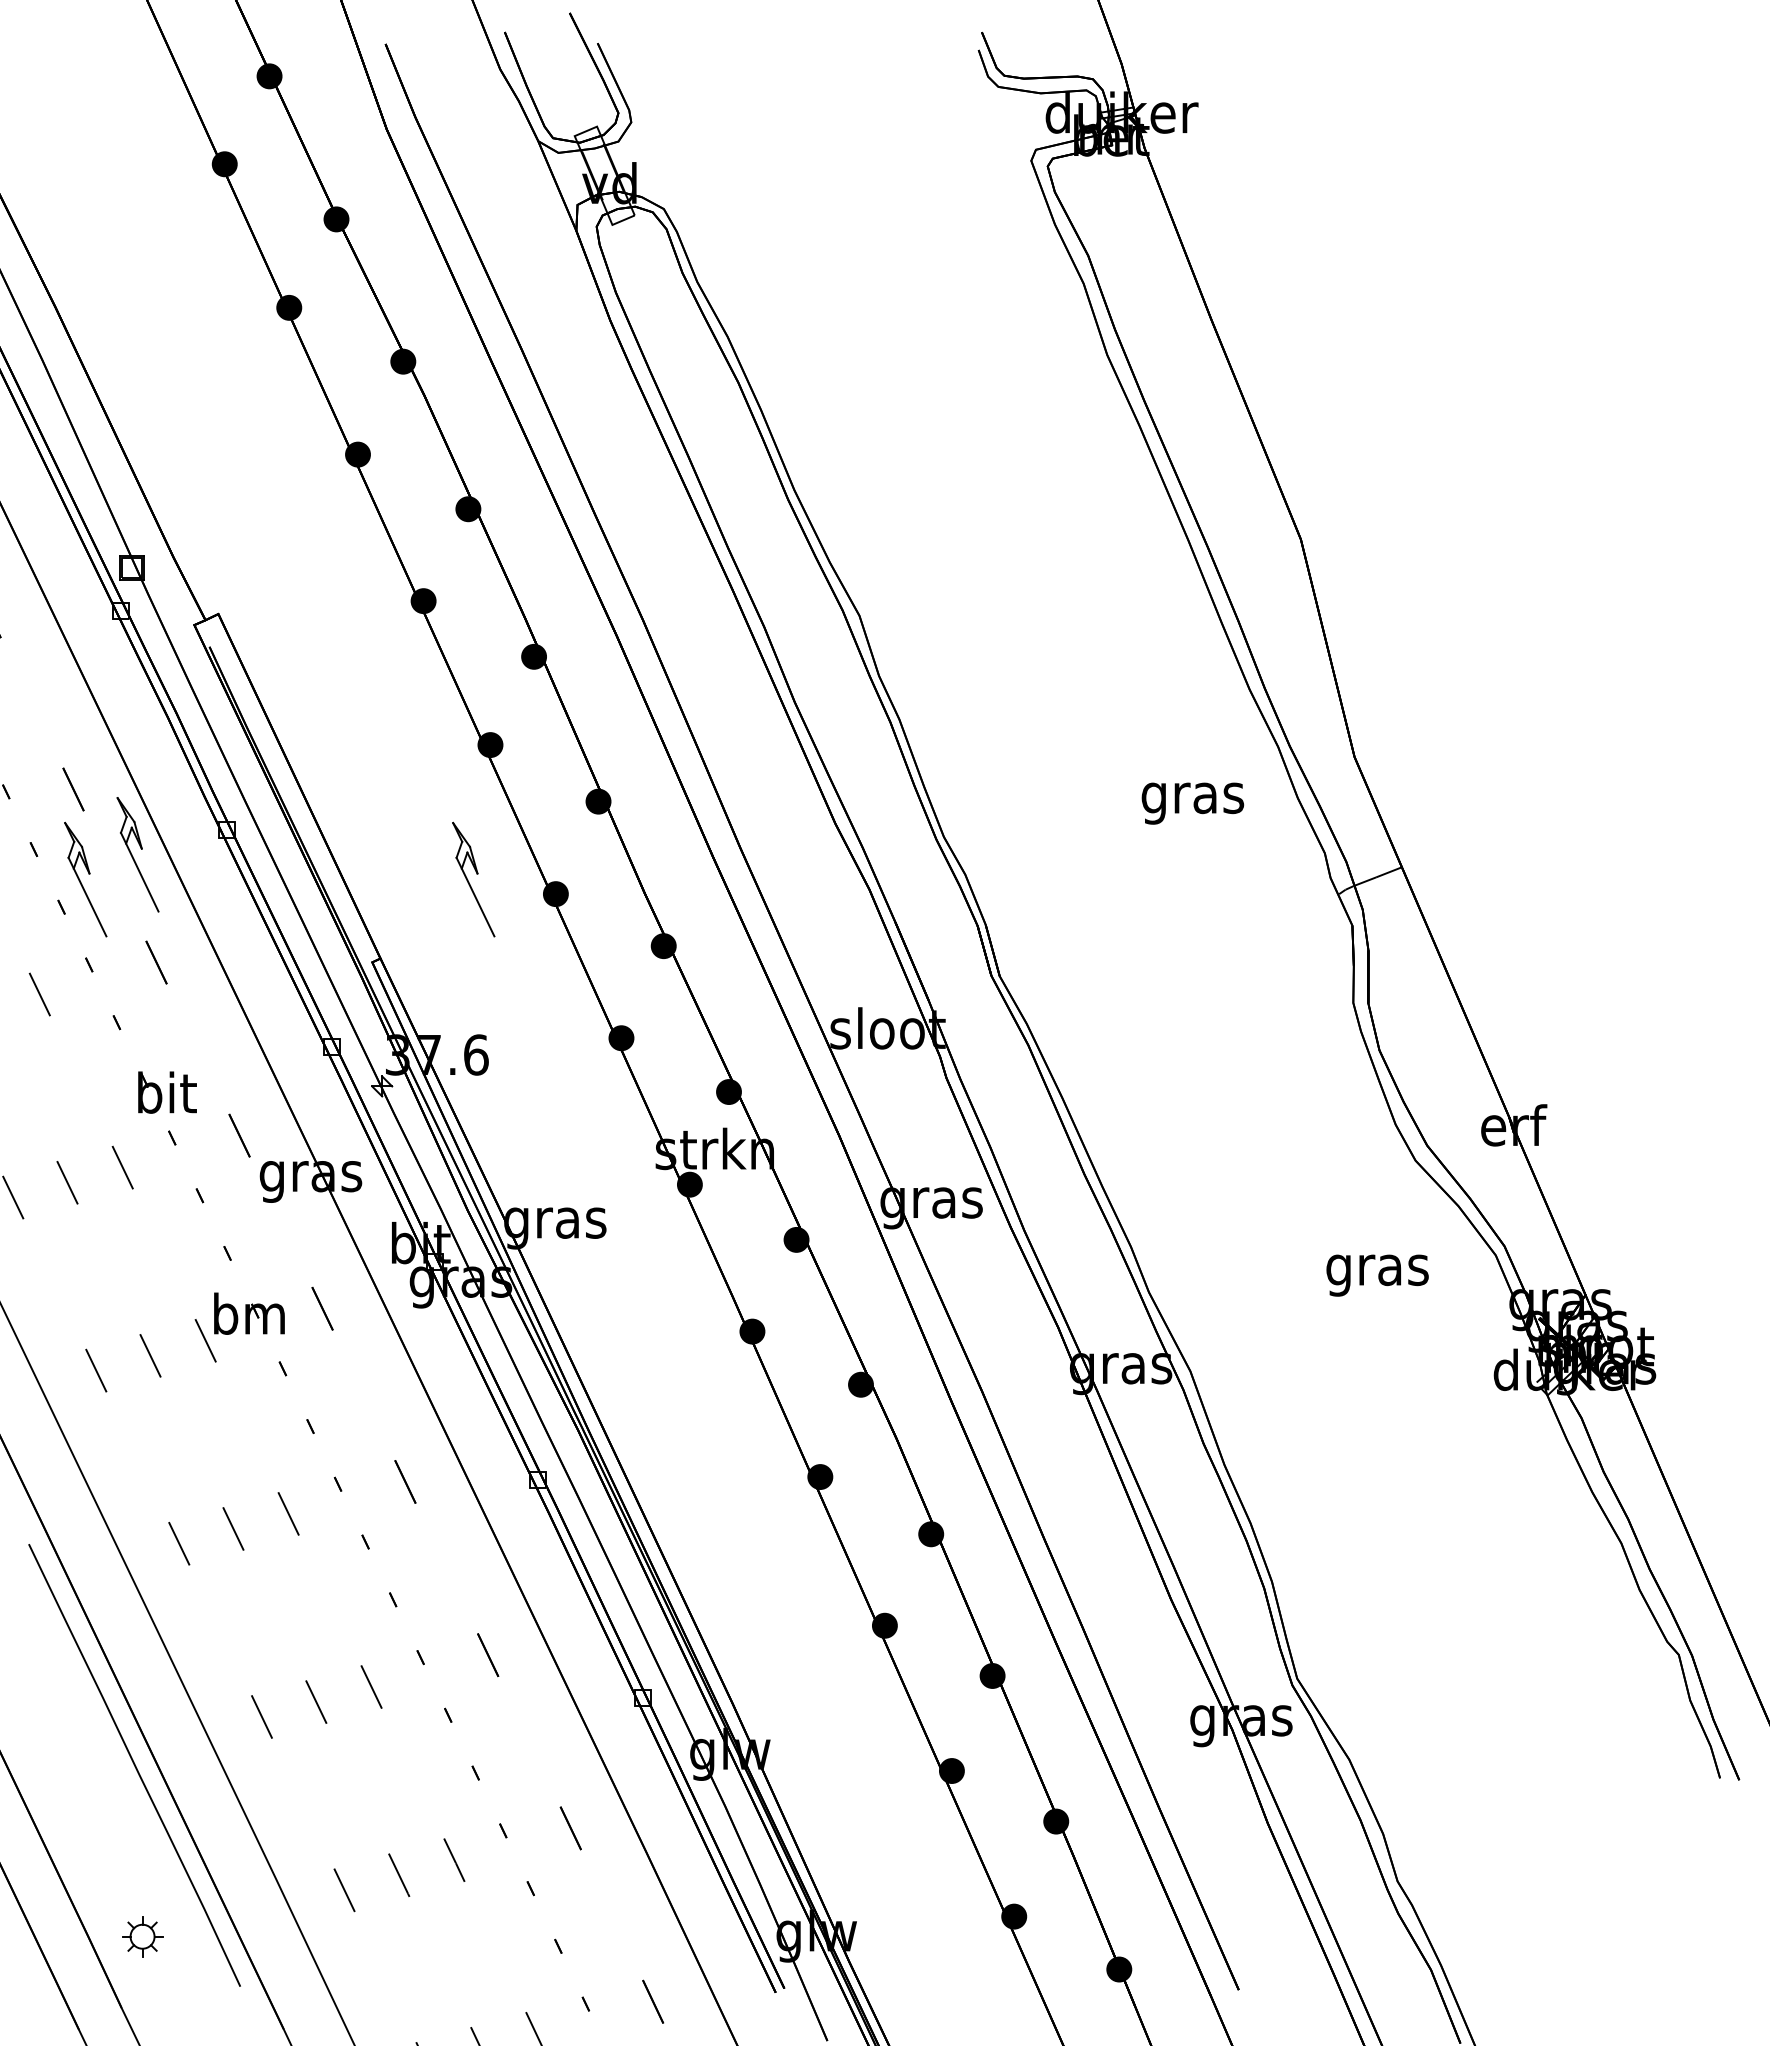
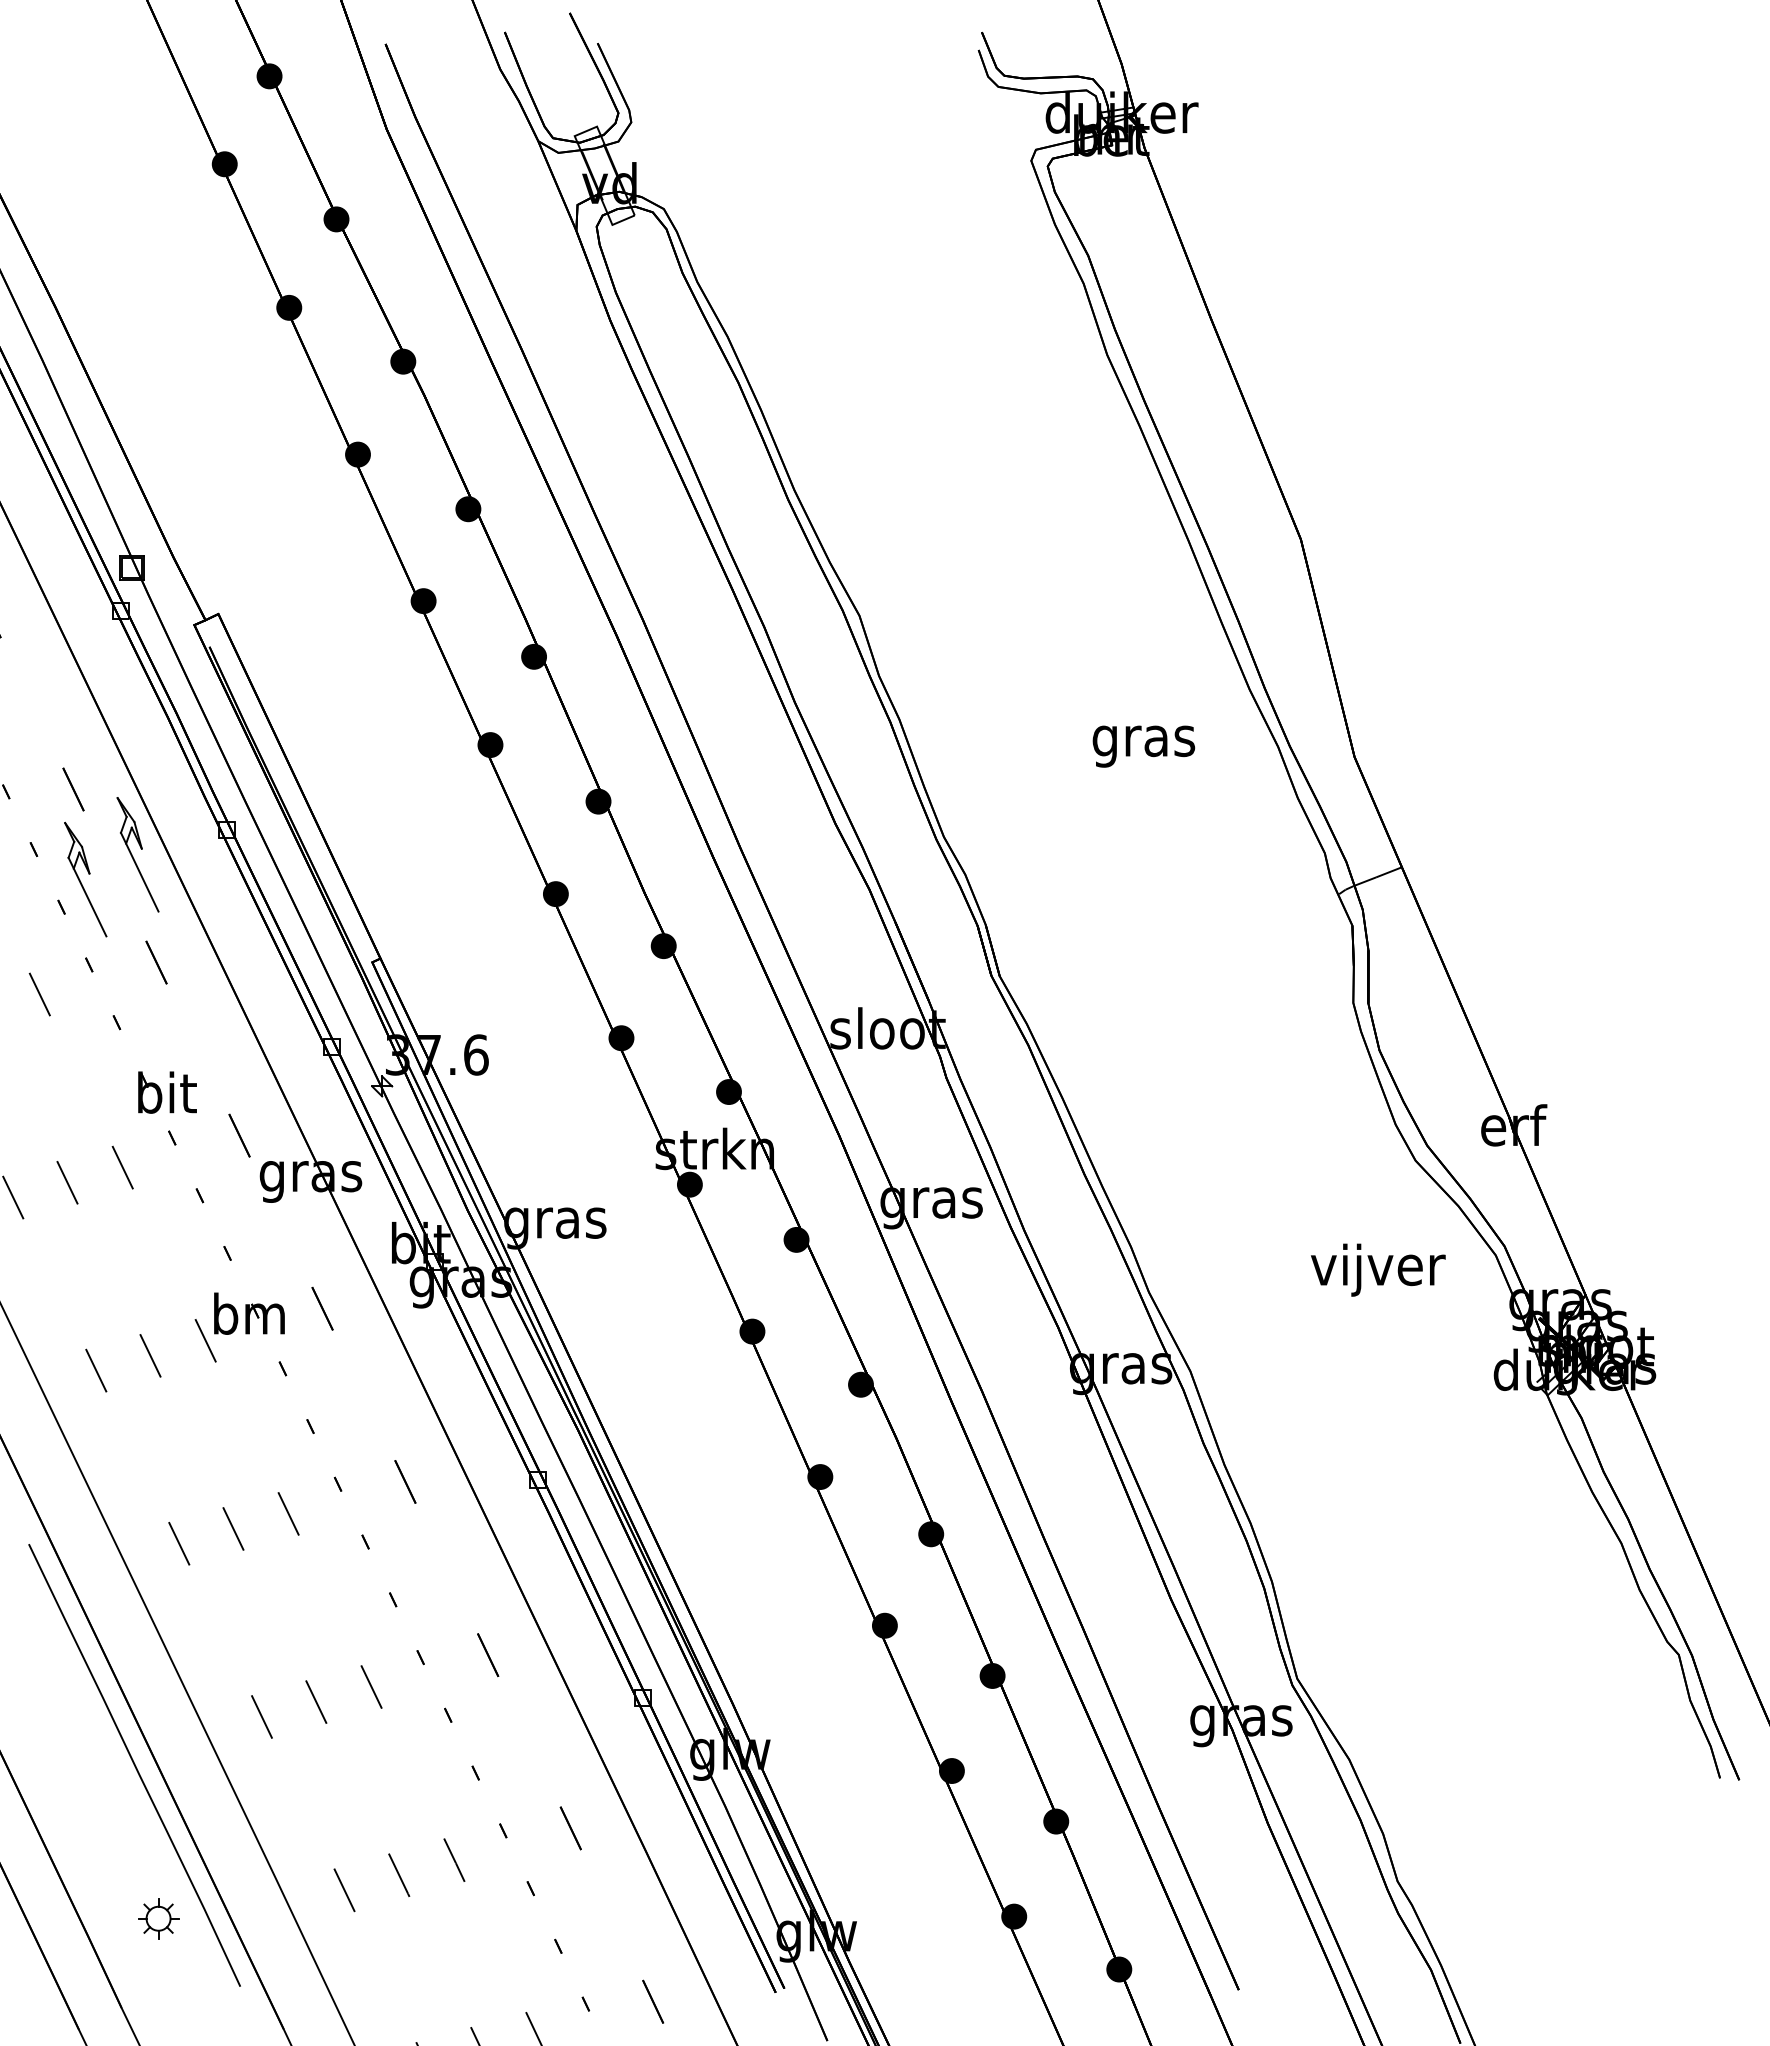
text position: (1192, 803) -> (1143, 746) (1143, 746)
part: present -> none (473, 879)
text: gras -> vijver (1378, 1269)
part position: (142, 1936) -> (158, 1918) (158, 1918)
